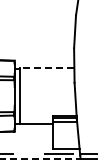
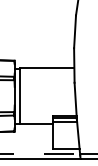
line: dashed -> solid (46, 68)
line: dashed -> solid (40, 159)
